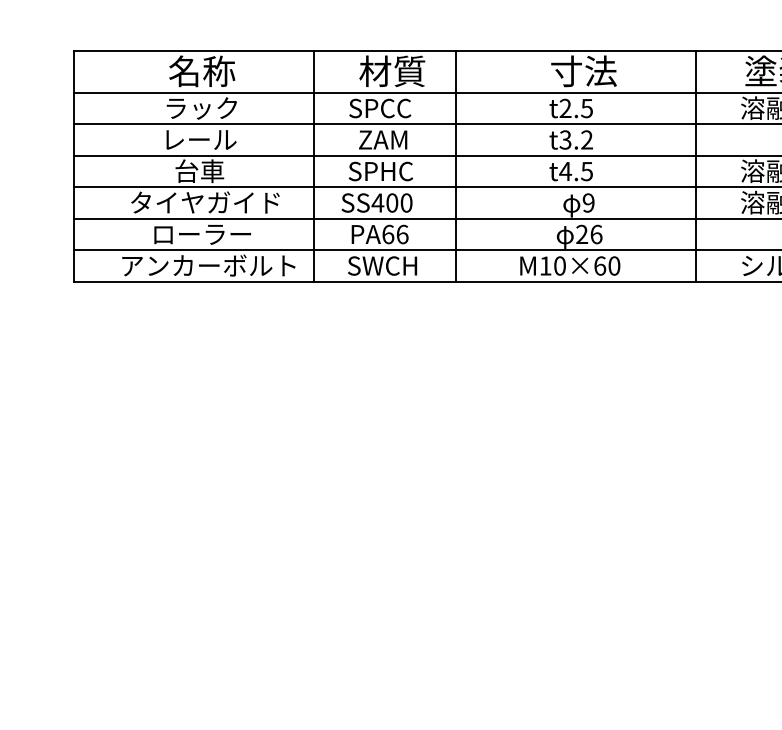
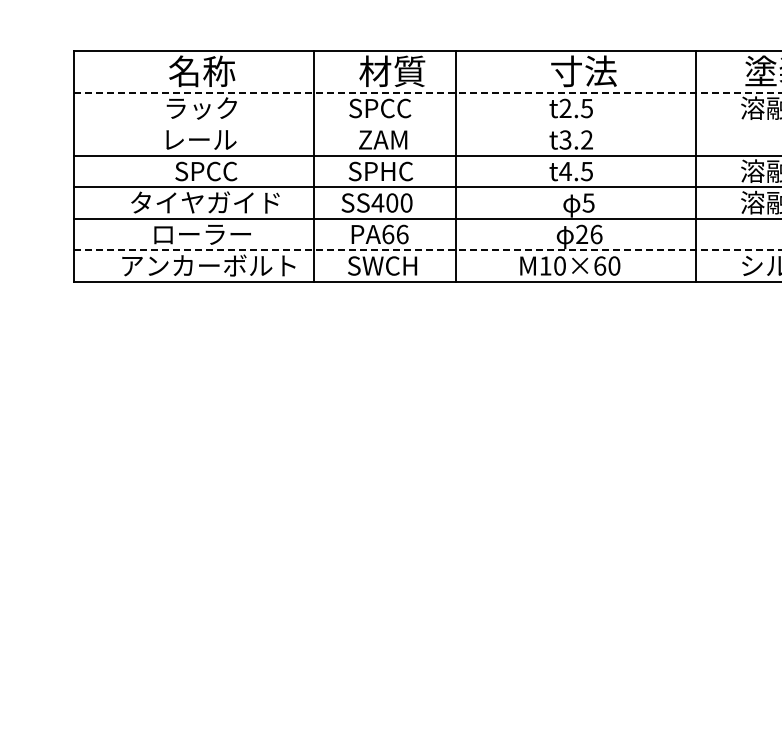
line: solid -> dashed (428, 92)
line: present -> none (426, 124)
text: 台車 -> SPCC (206, 171)
text: 9 -> 5 (588, 202)
line: solid -> dashed (428, 250)
